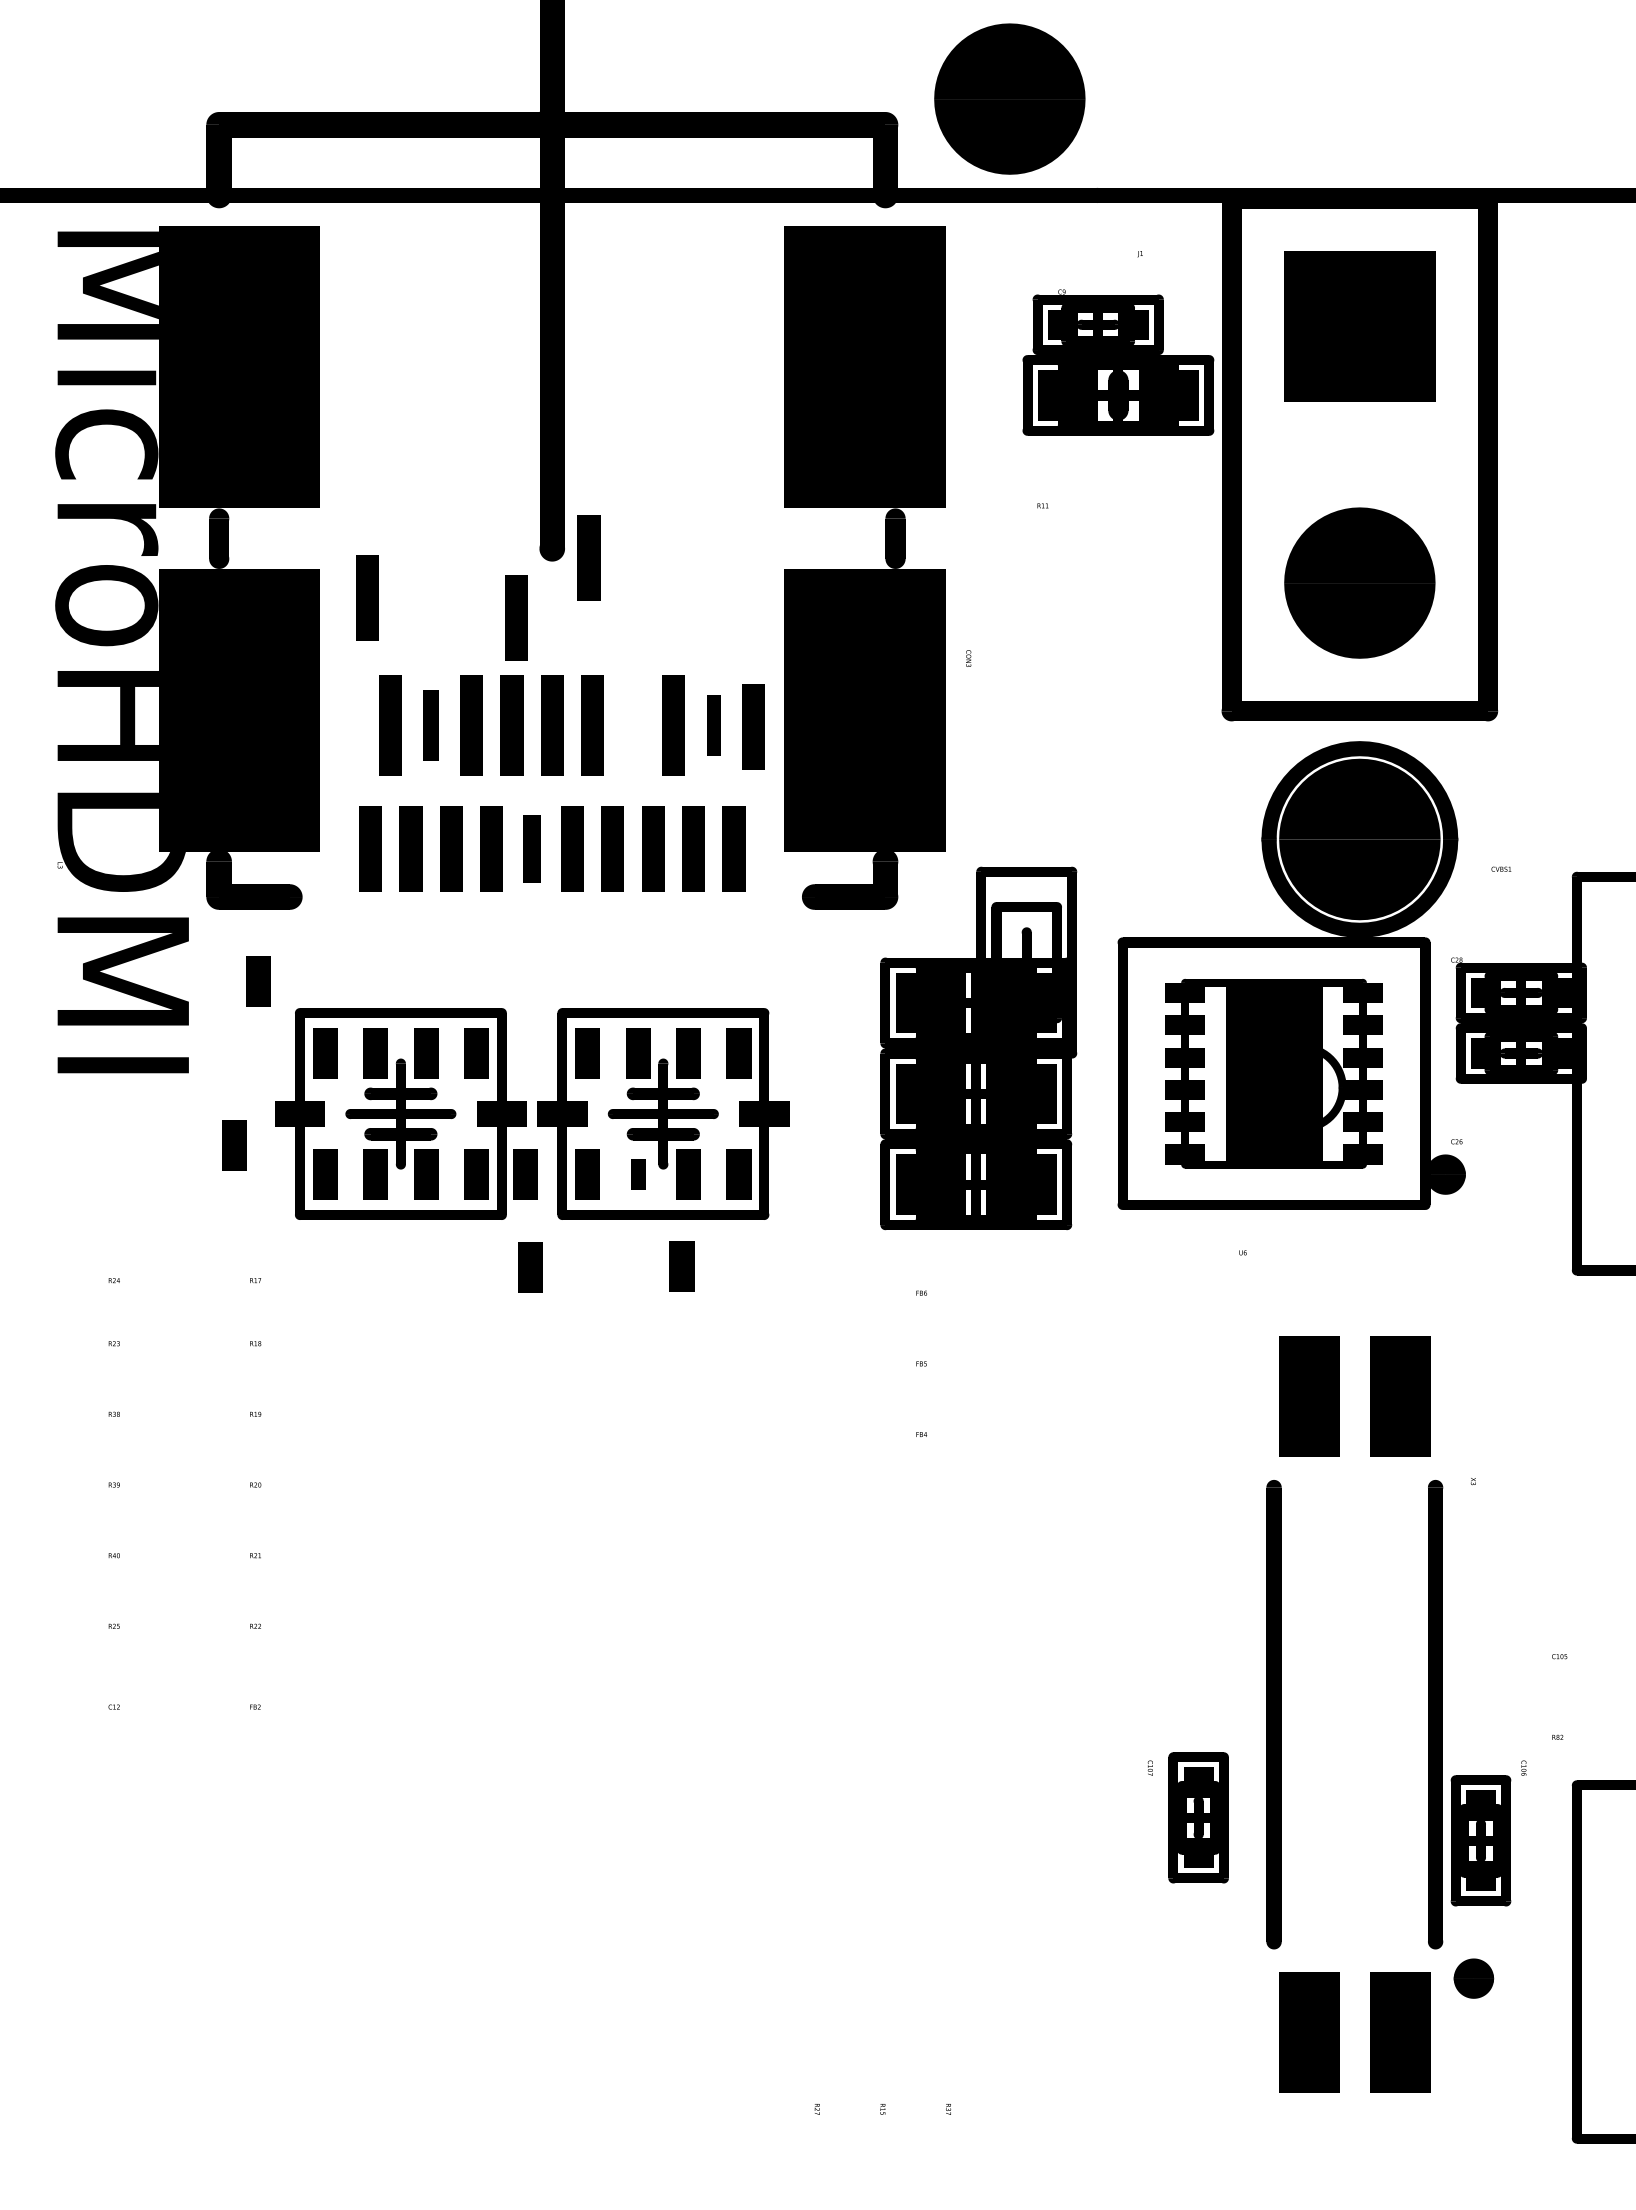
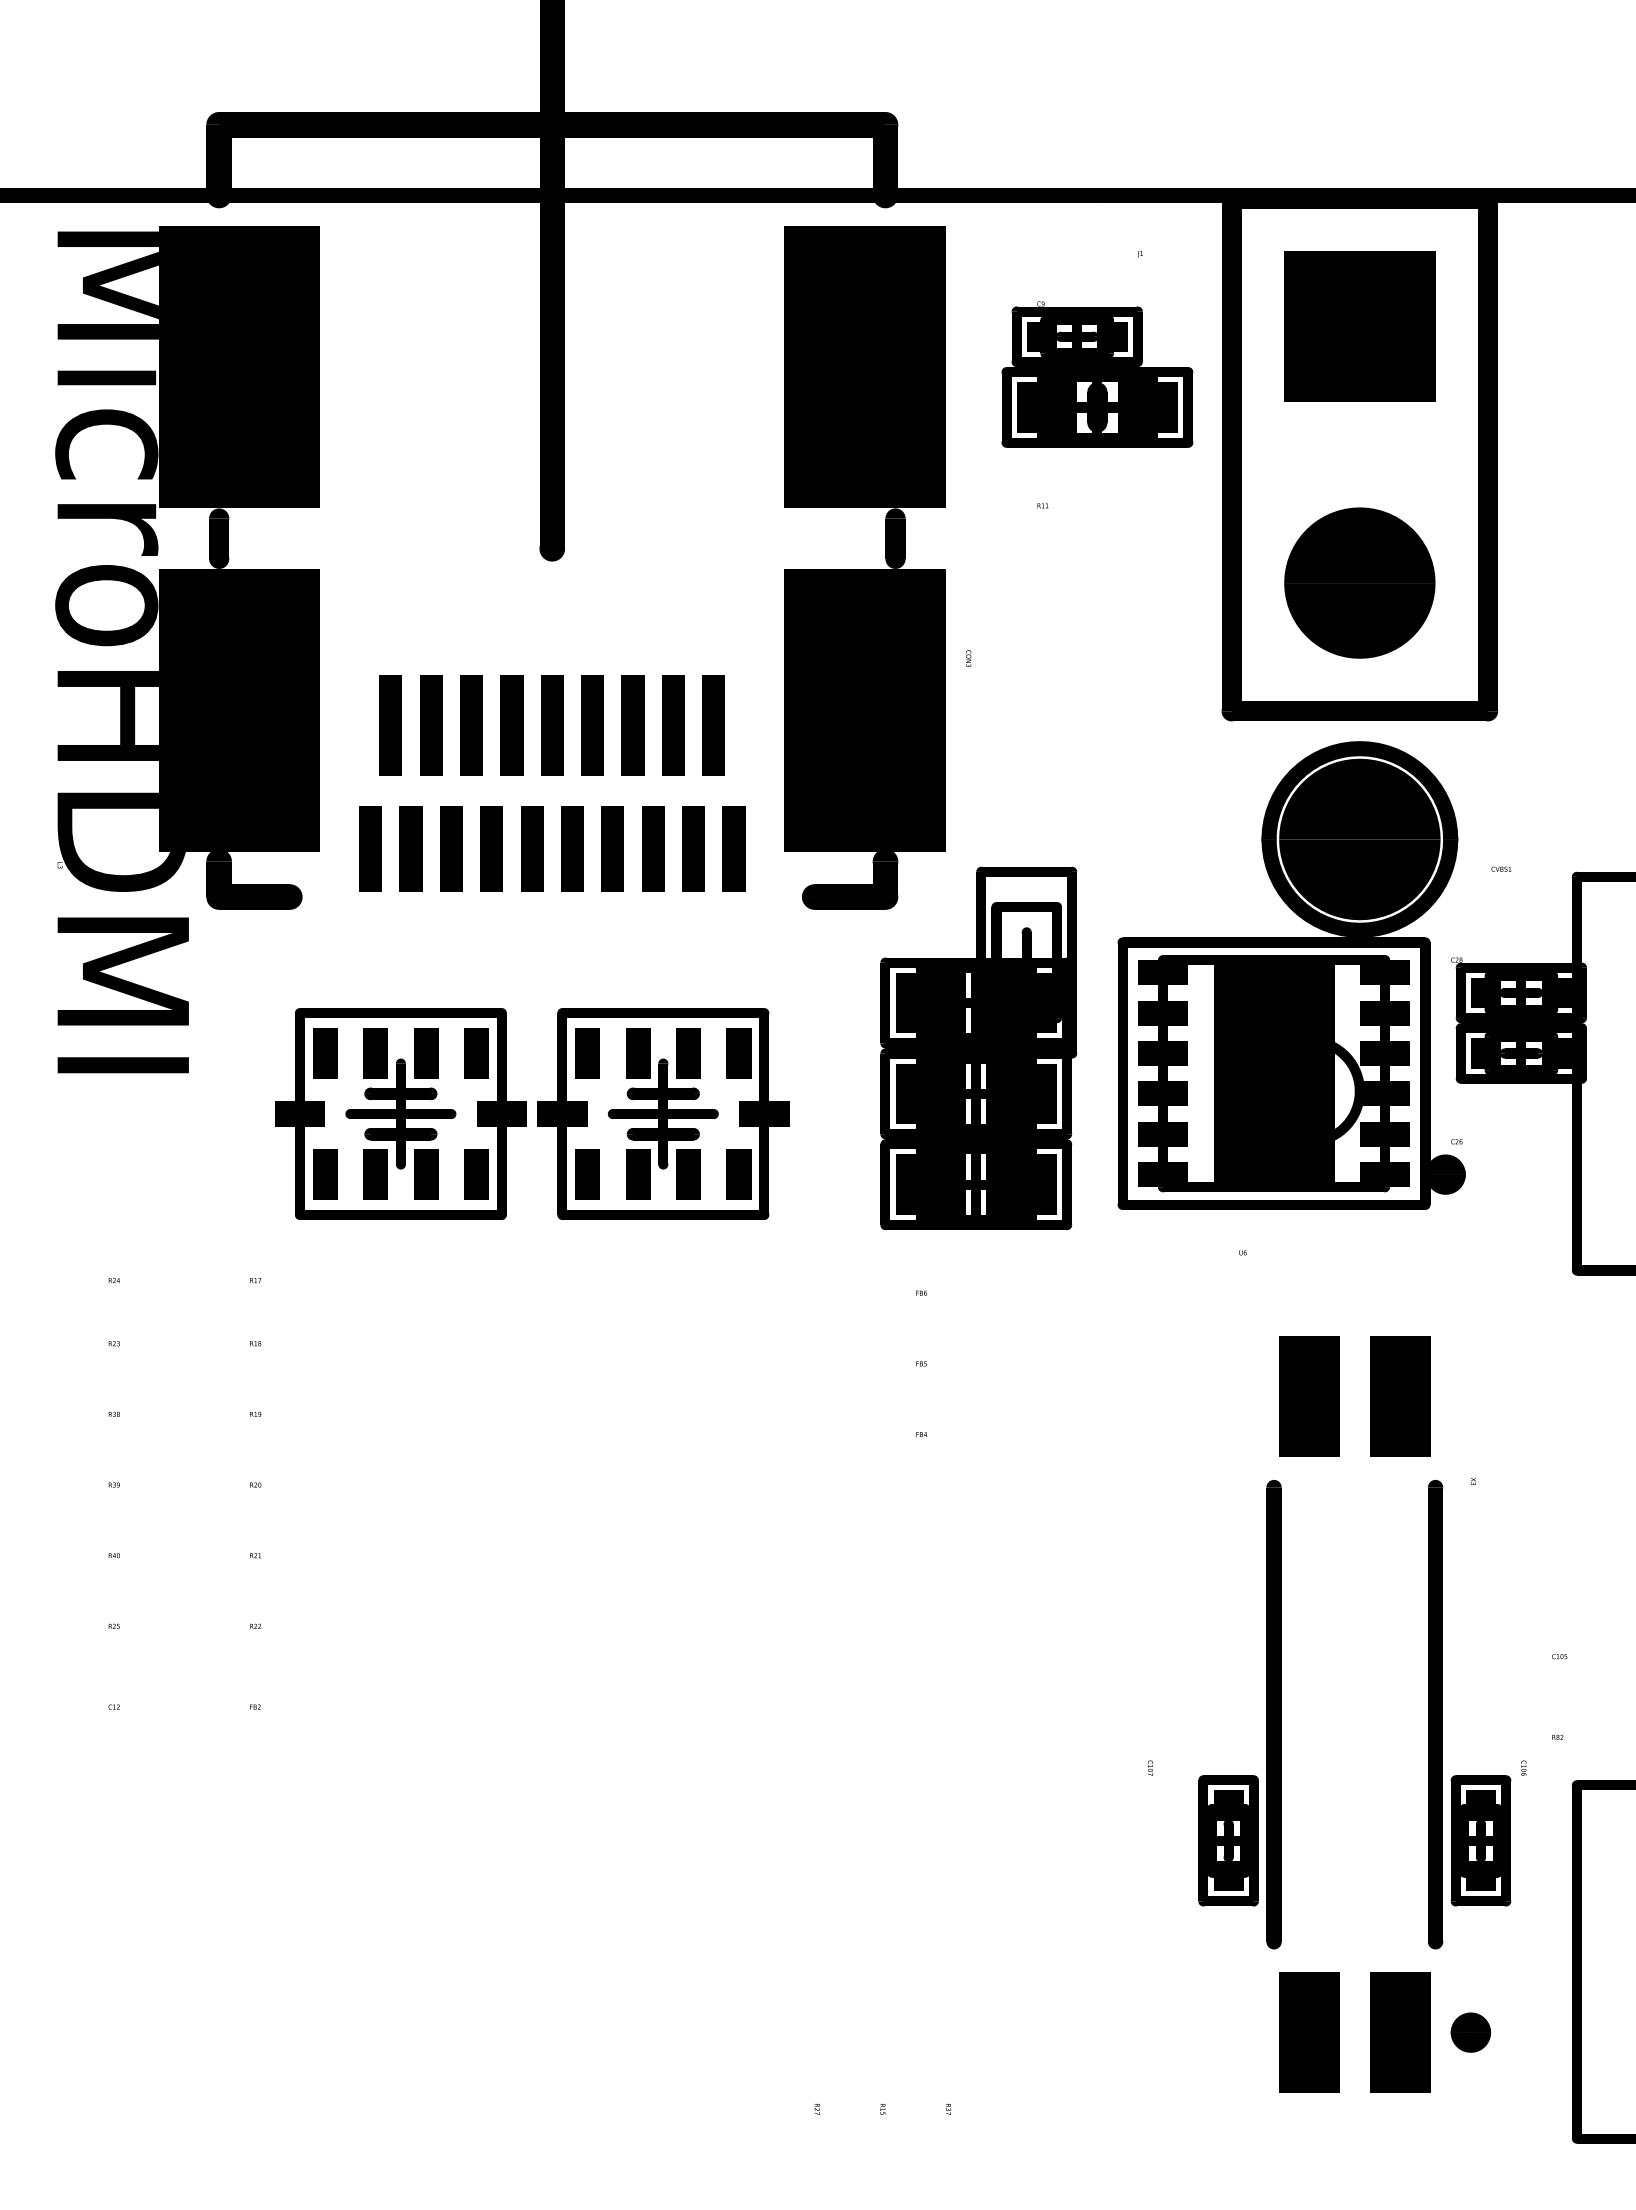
part: present -> none (1009, 98)
text position: (1118, 362) -> (1097, 374) (1097, 374)
part: present -> none (588, 557)
part: present -> none (367, 597)
part: present -> none (516, 617)
part size: 16x71 px -> 23x101 px (431, 725)
part: none -> present (632, 725)
part size: 14x61 px -> 23x101 px (713, 725)
part: present -> none (753, 726)
part size: 18x68 px -> 23x86 px (532, 848)
part: present -> none (258, 981)
part size: 218x190 px -> 272x238 px (1273, 1073)
part: present -> none (234, 1145)
part: present -> none (525, 1174)
part size: 15x31 px -> 25x51 px (638, 1174)
part: present -> none (681, 1266)
part: present -> none (530, 1267)
part position: (1198, 1817) -> (1228, 1840) (1228, 1840)
part position: (1473, 1978) -> (1470, 2032) (1470, 2032)
